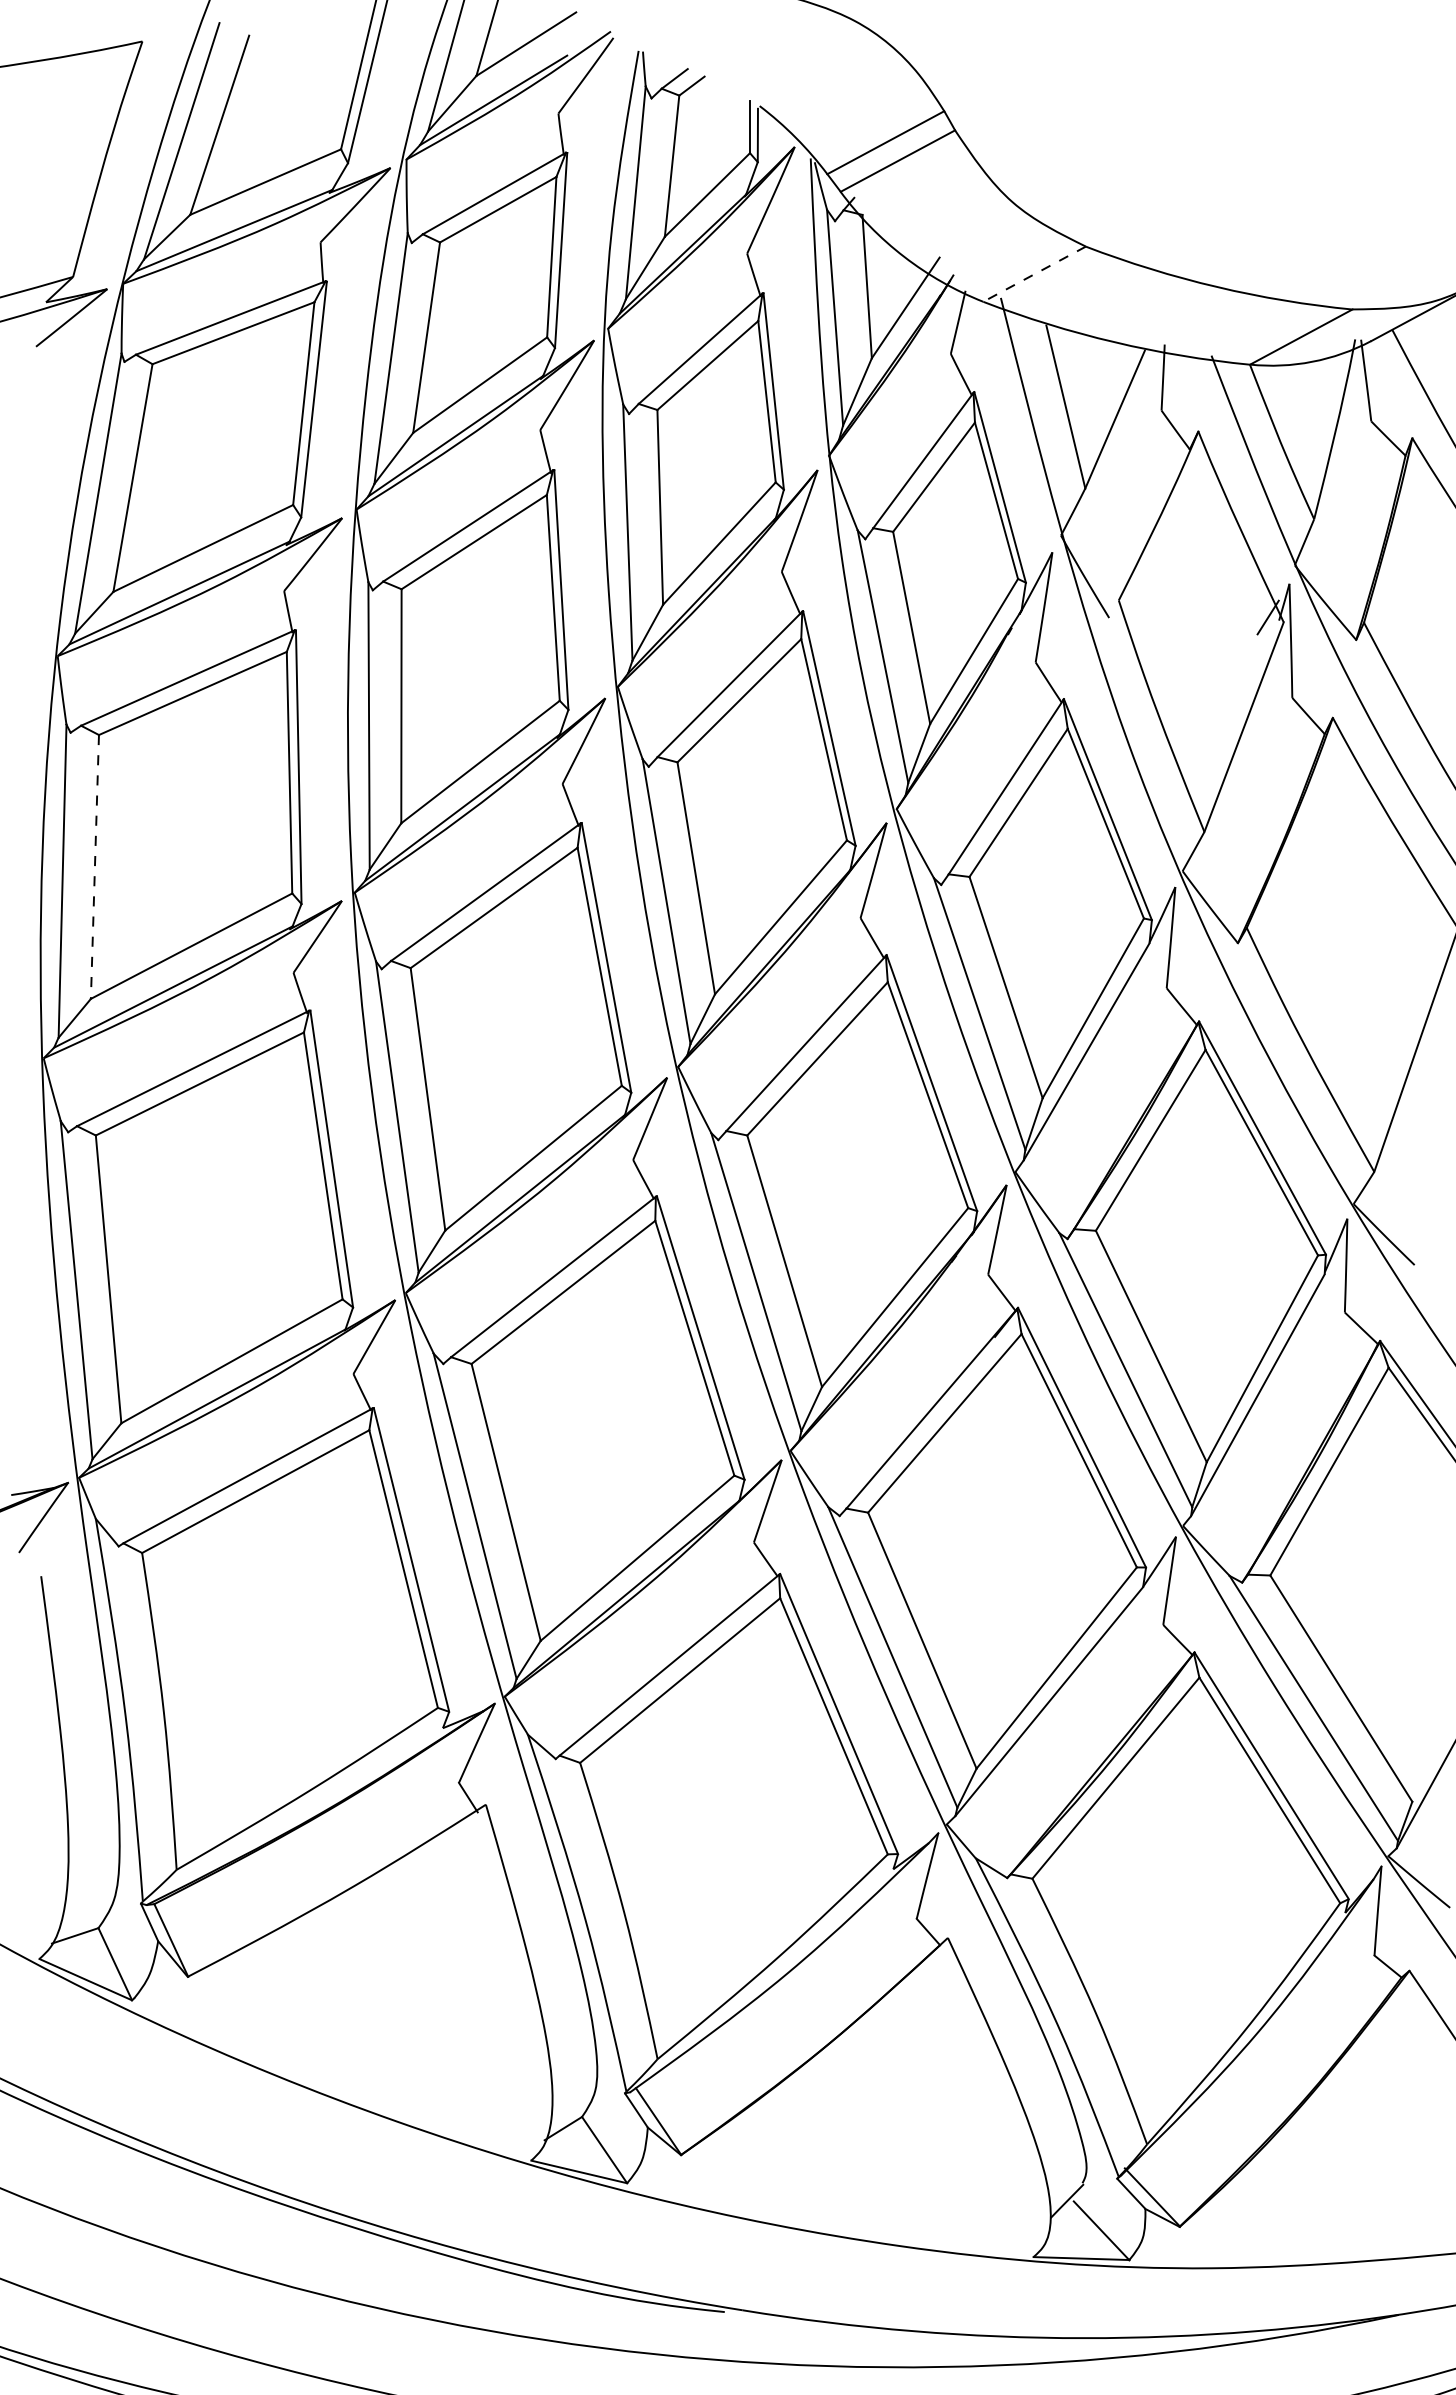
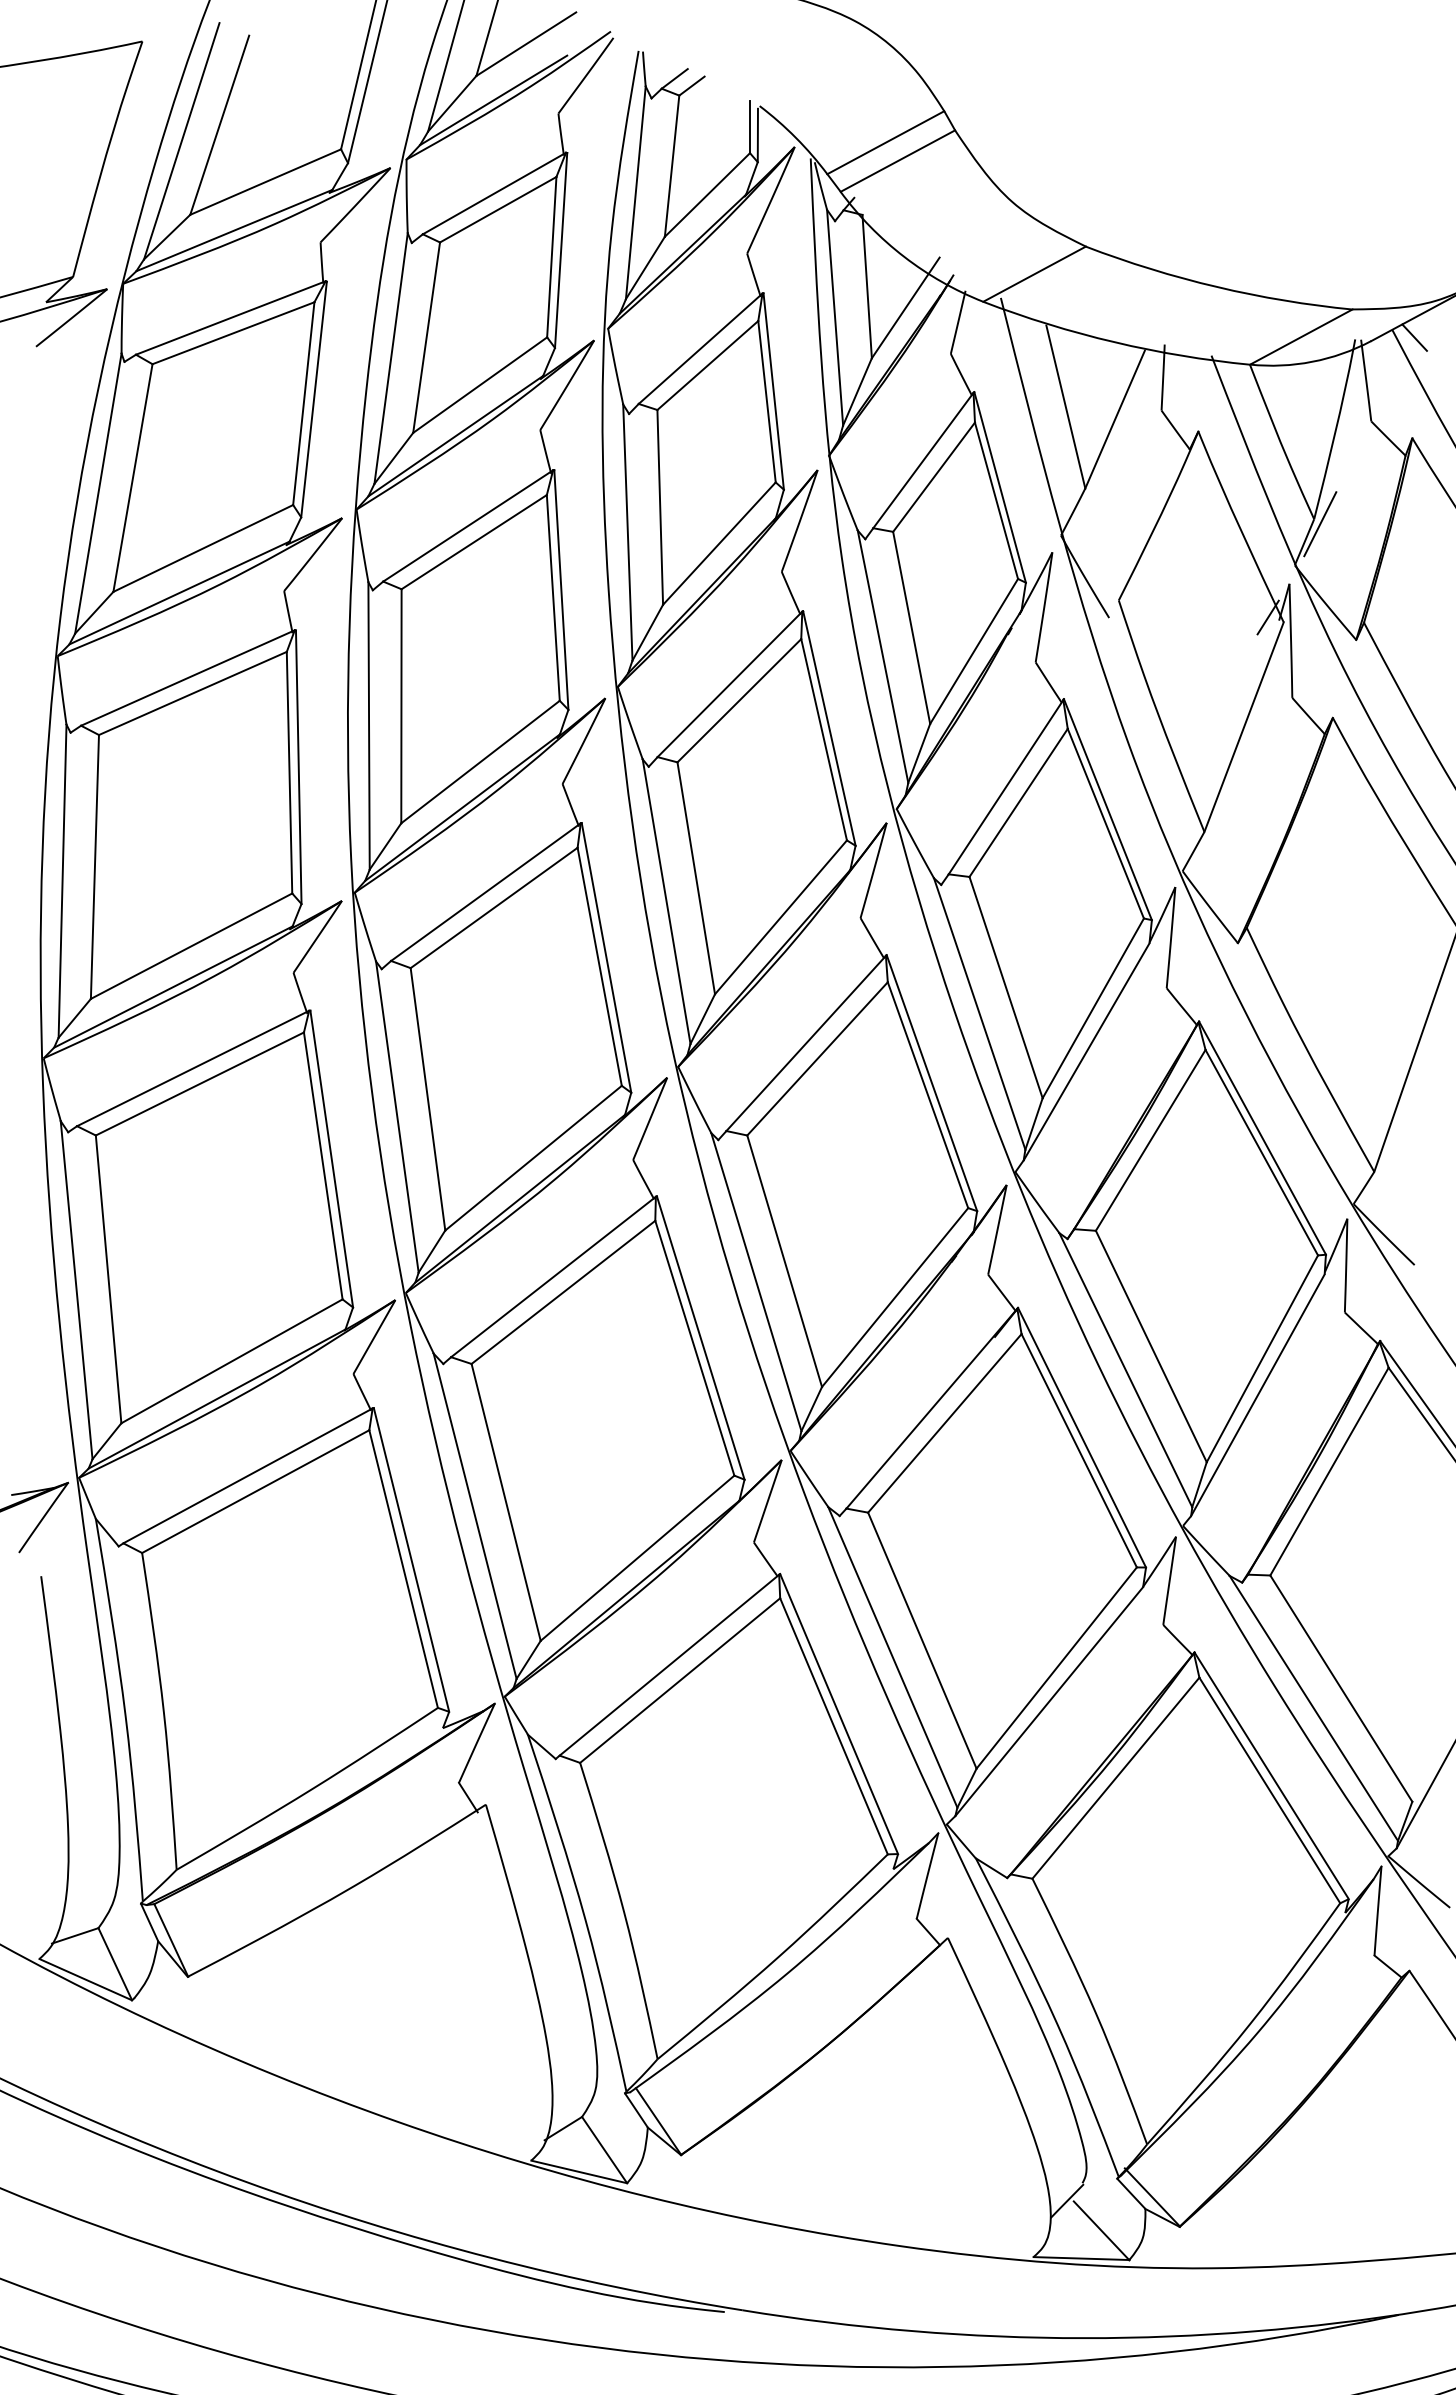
line: dashed -> solid (1034, 274)
line: none -> present (1414, 337)
line: none -> present (1320, 524)
line: dashed -> solid (94, 867)
